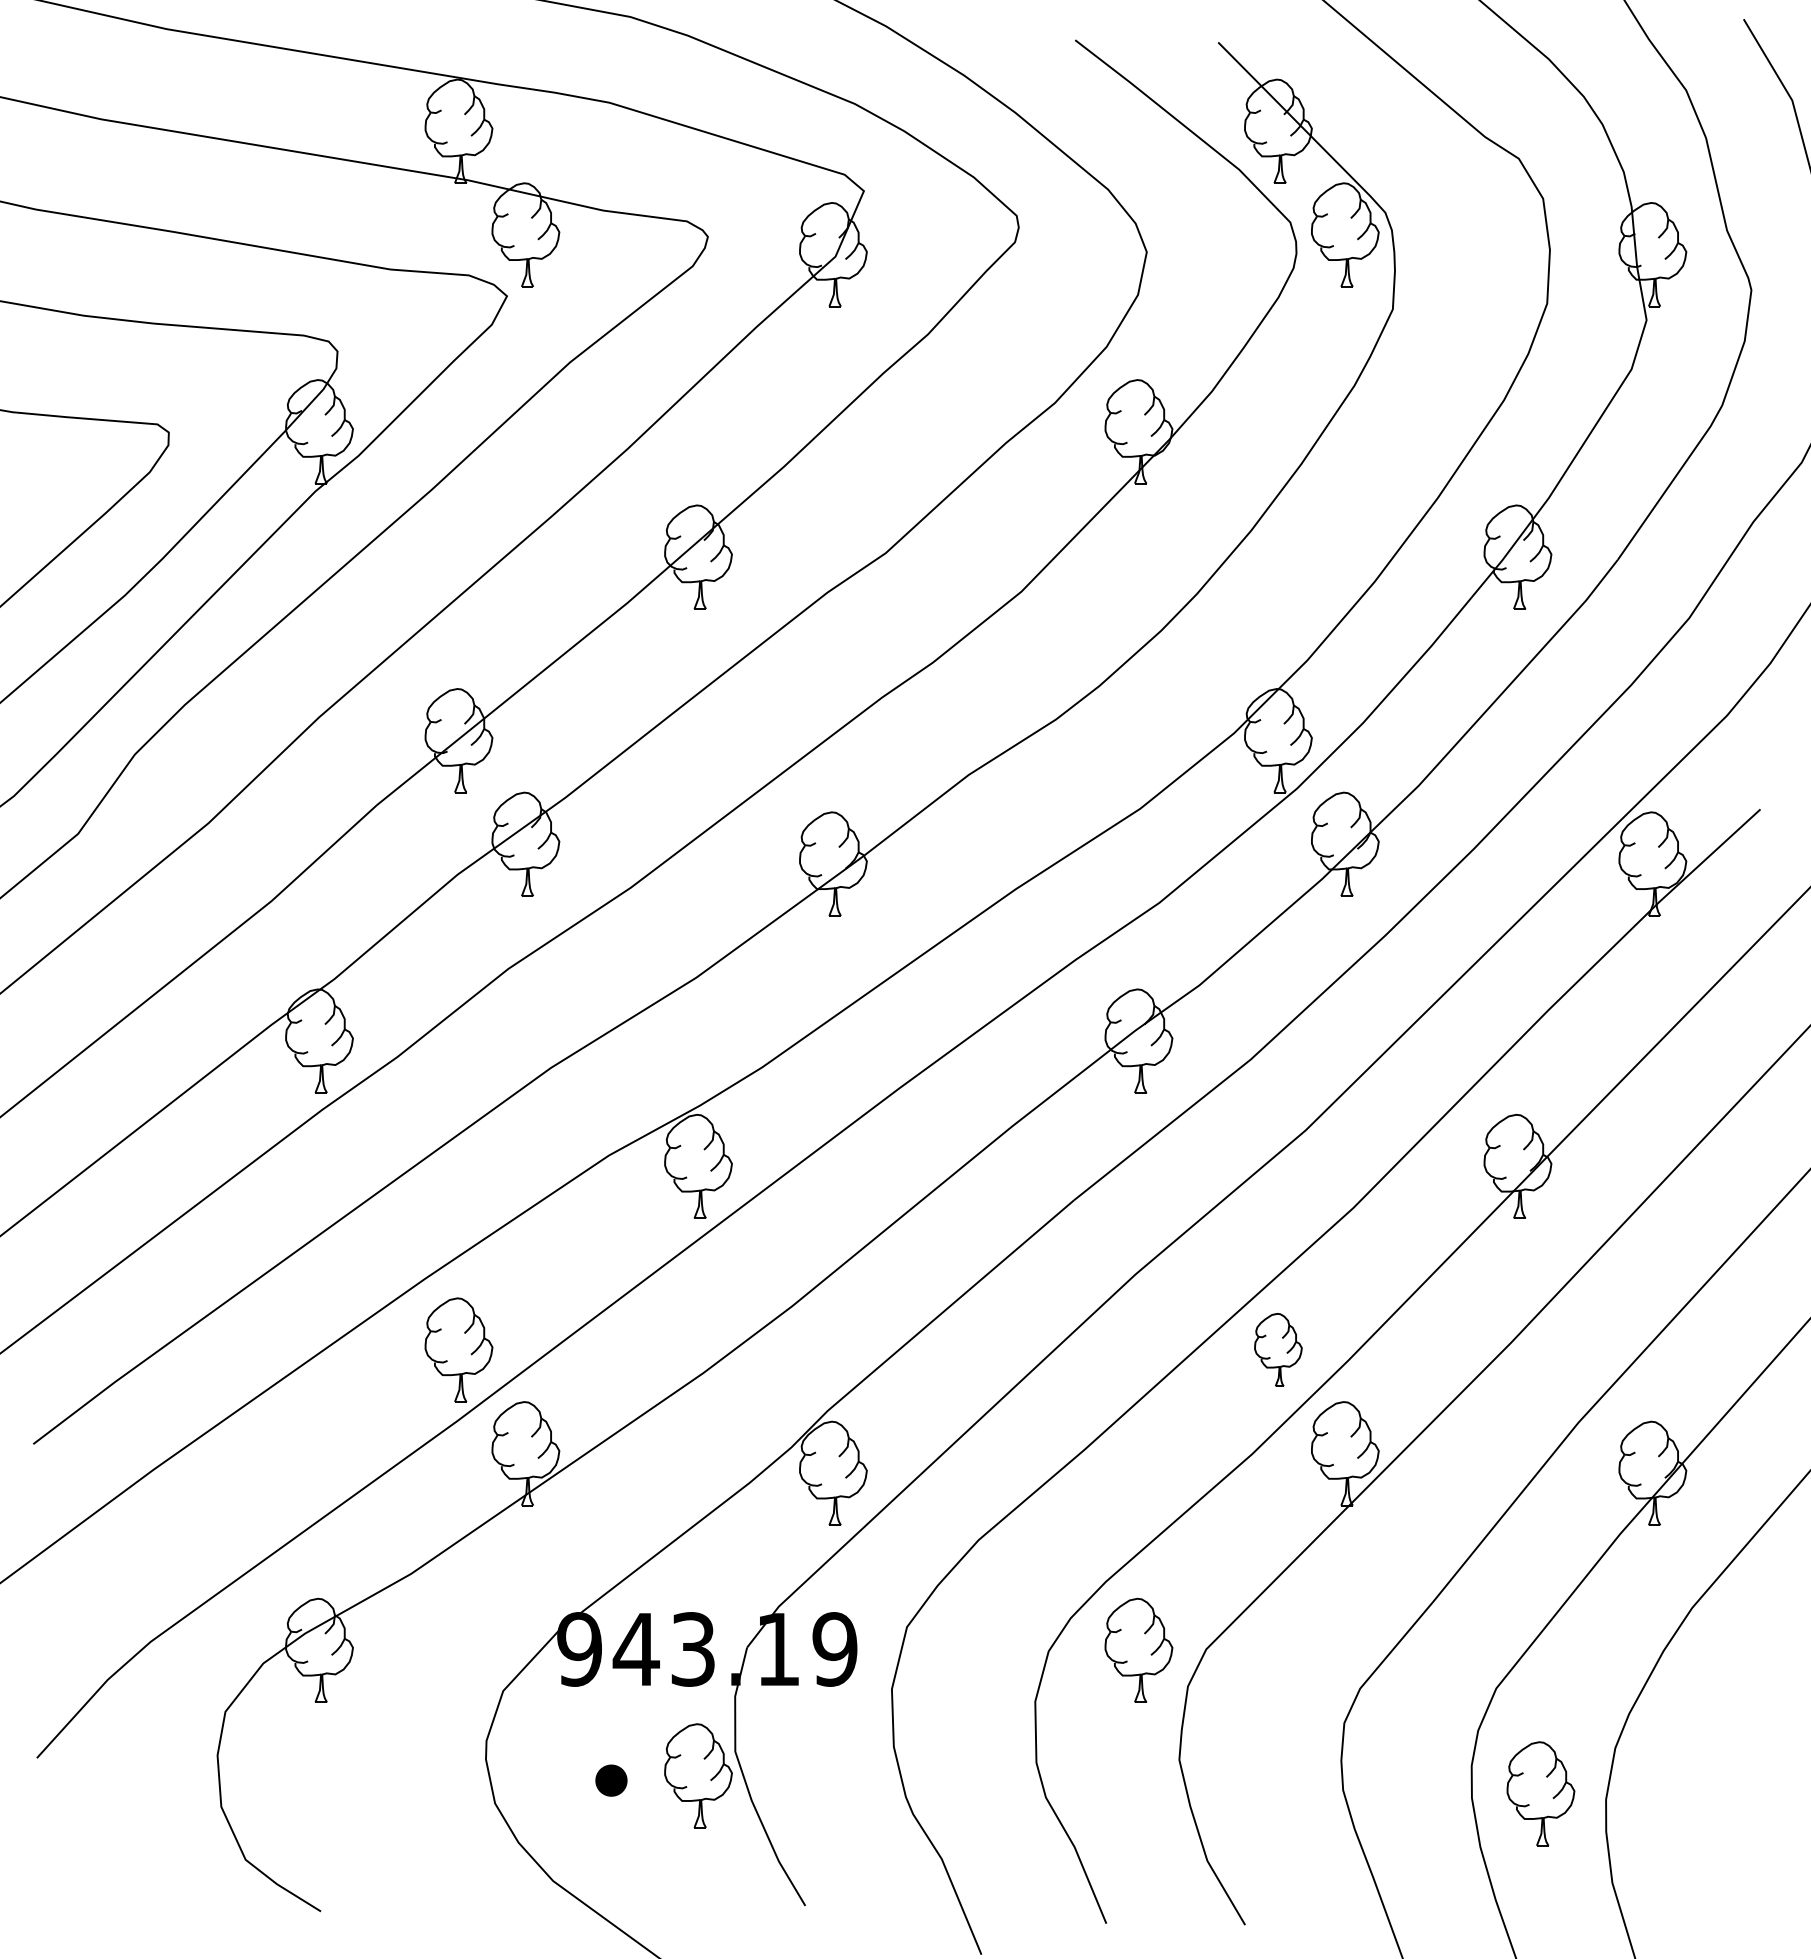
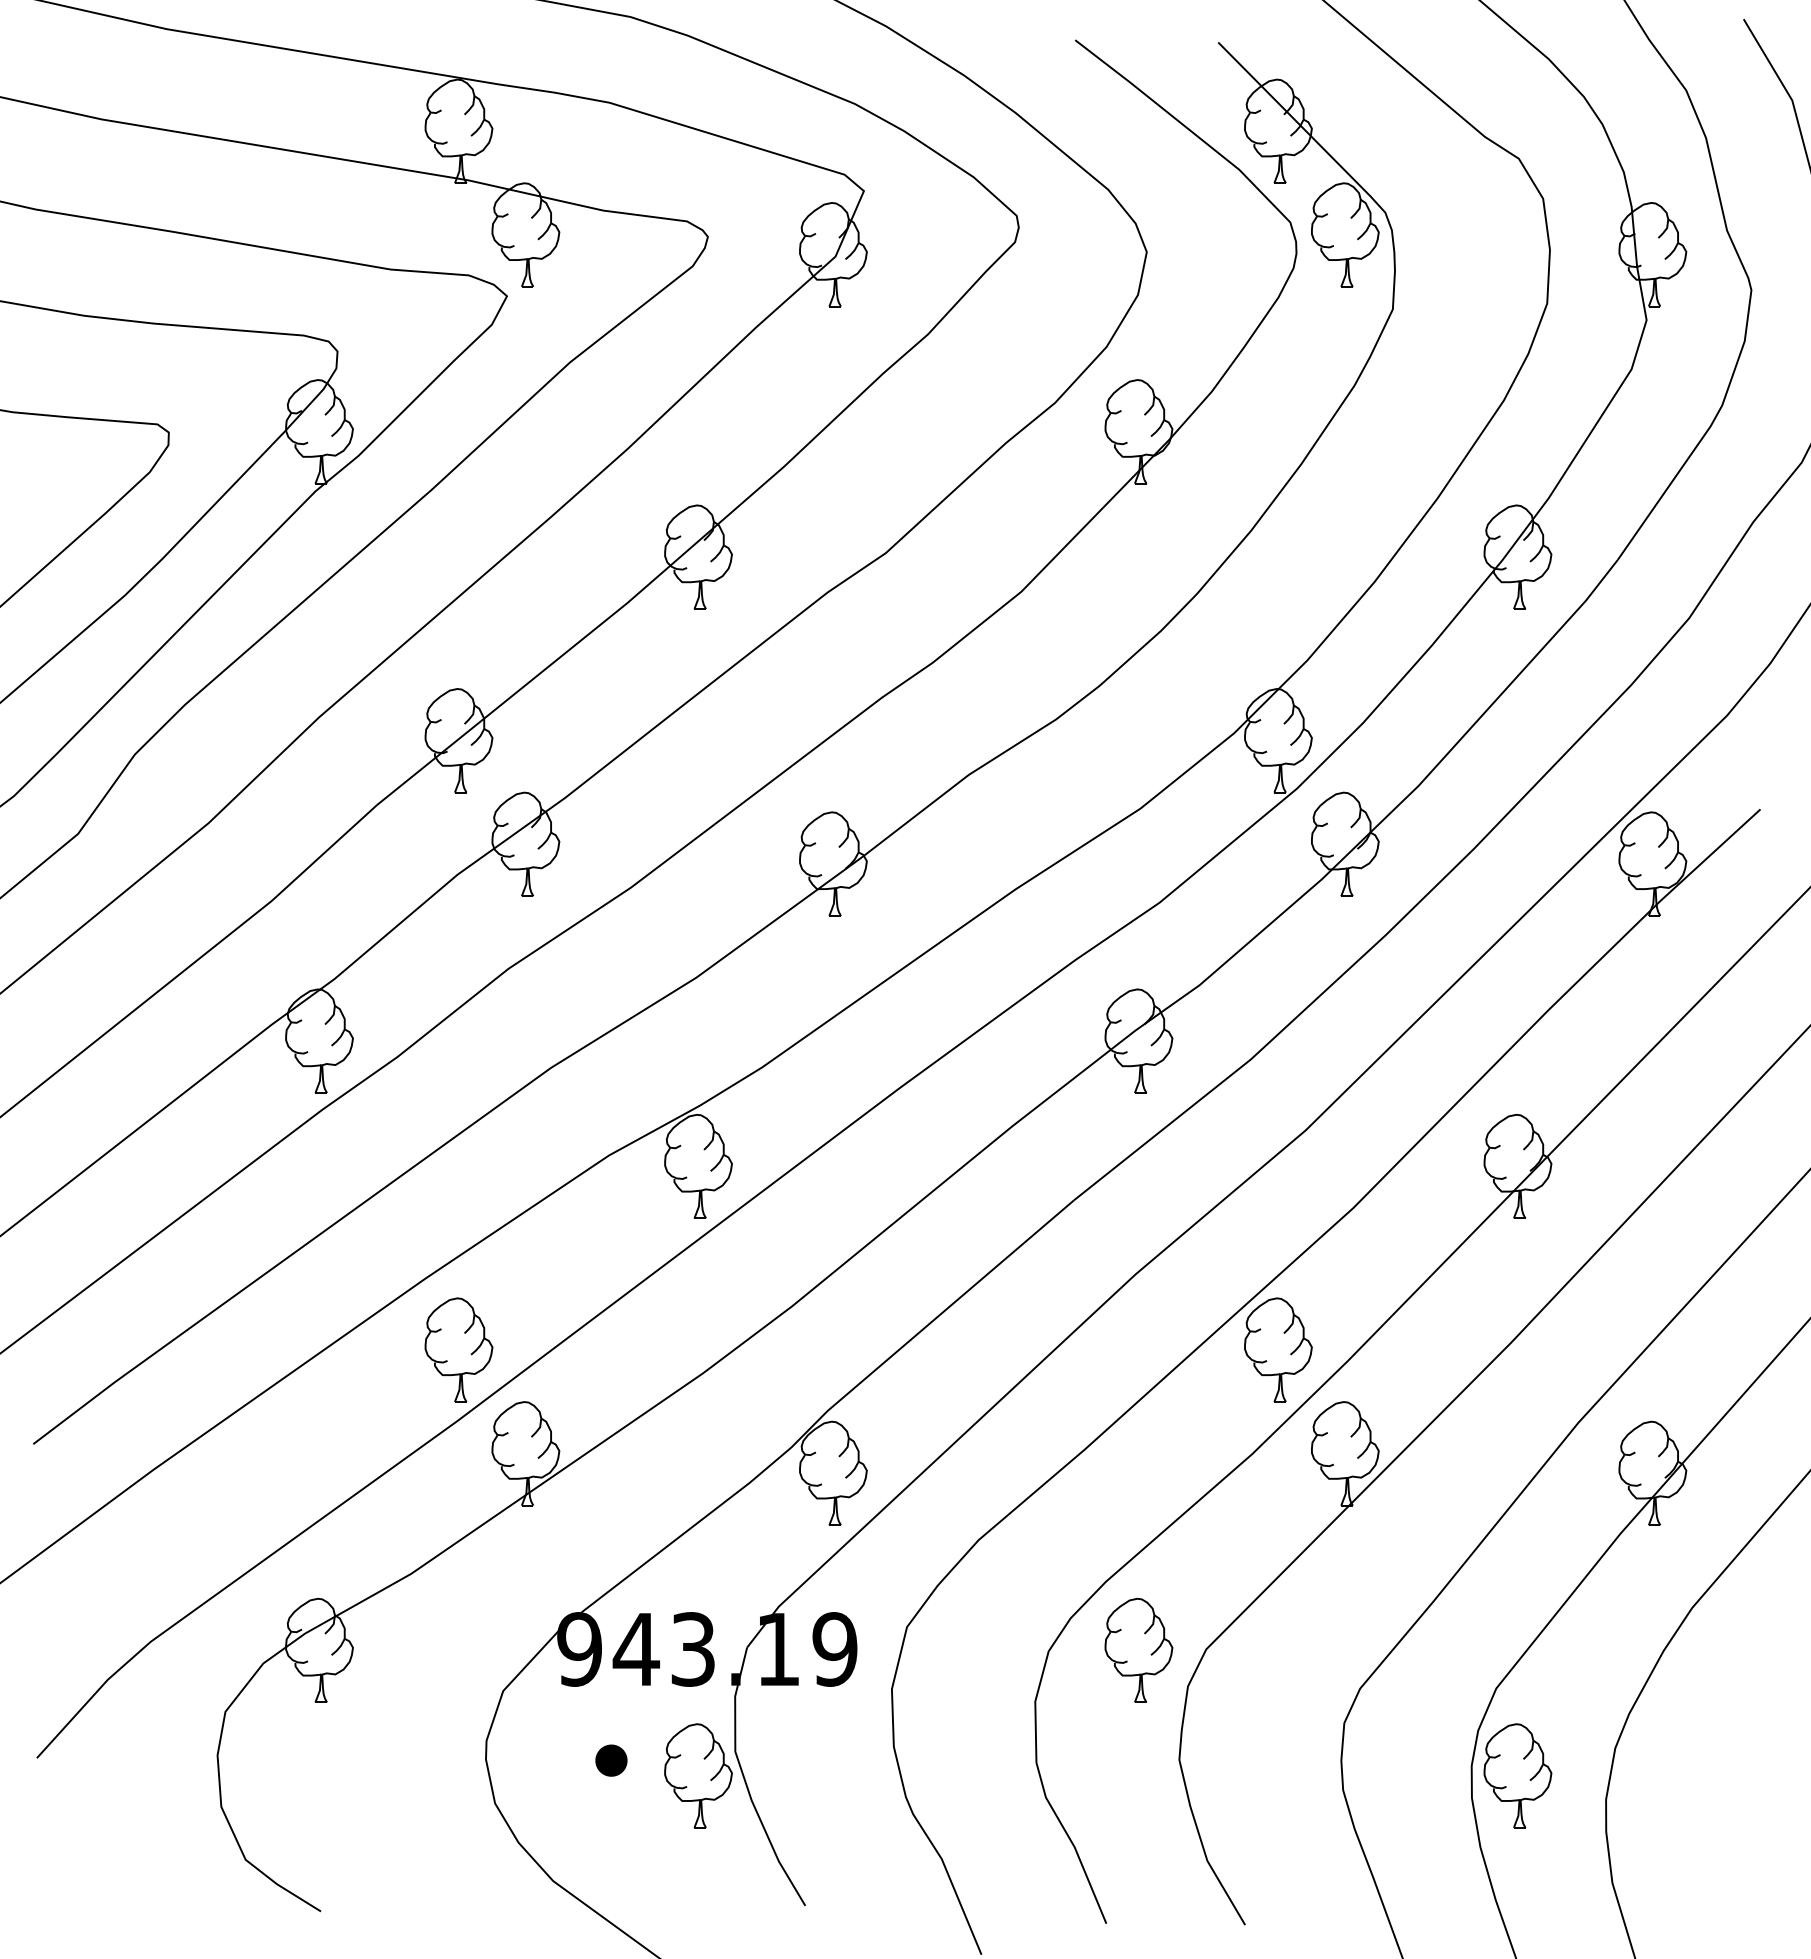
part size: 49x74 px -> 69x106 px (1278, 1349)
part position: (611, 1780) -> (611, 1760) (611, 1760)
part position: (1540, 1793) -> (1517, 1775) (1517, 1775)
